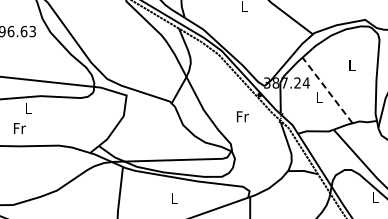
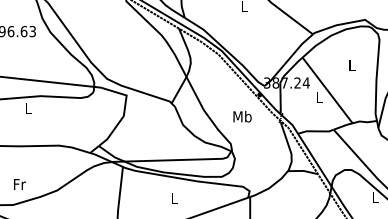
line: dashed -> solid (327, 90)
text: Fr -> Mb (242, 116)
text position: (19, 128) -> (19, 184) (19, 184)
